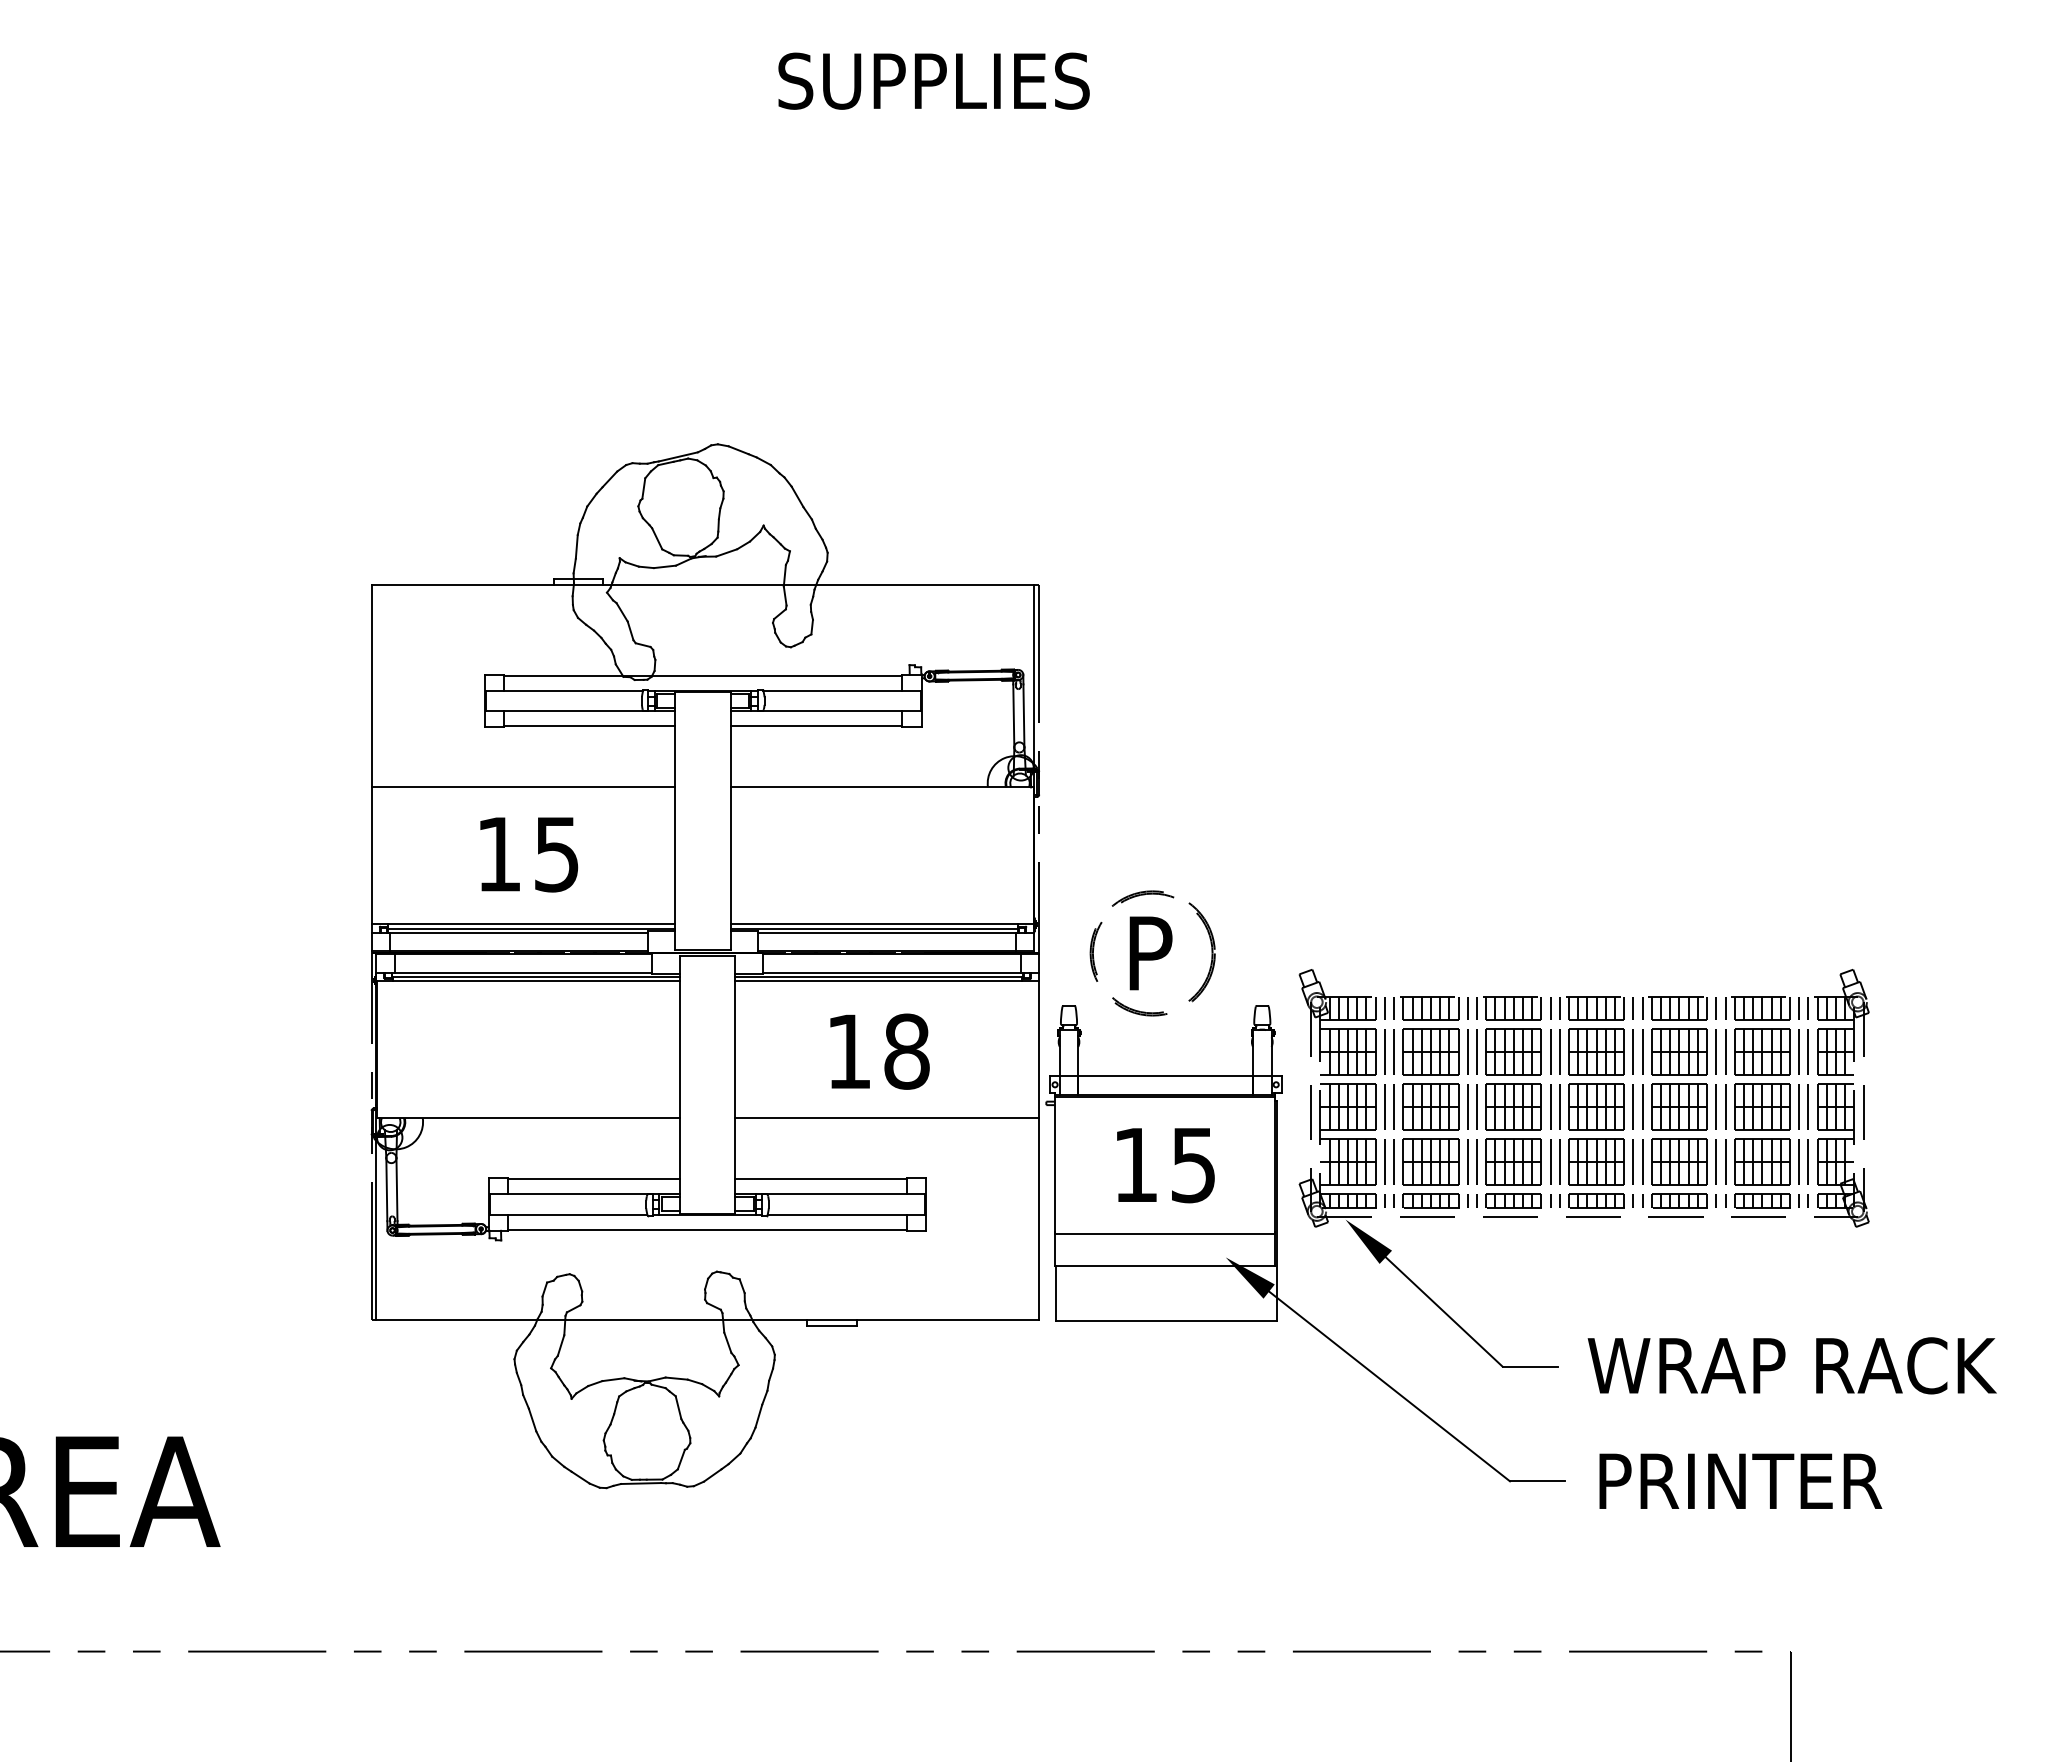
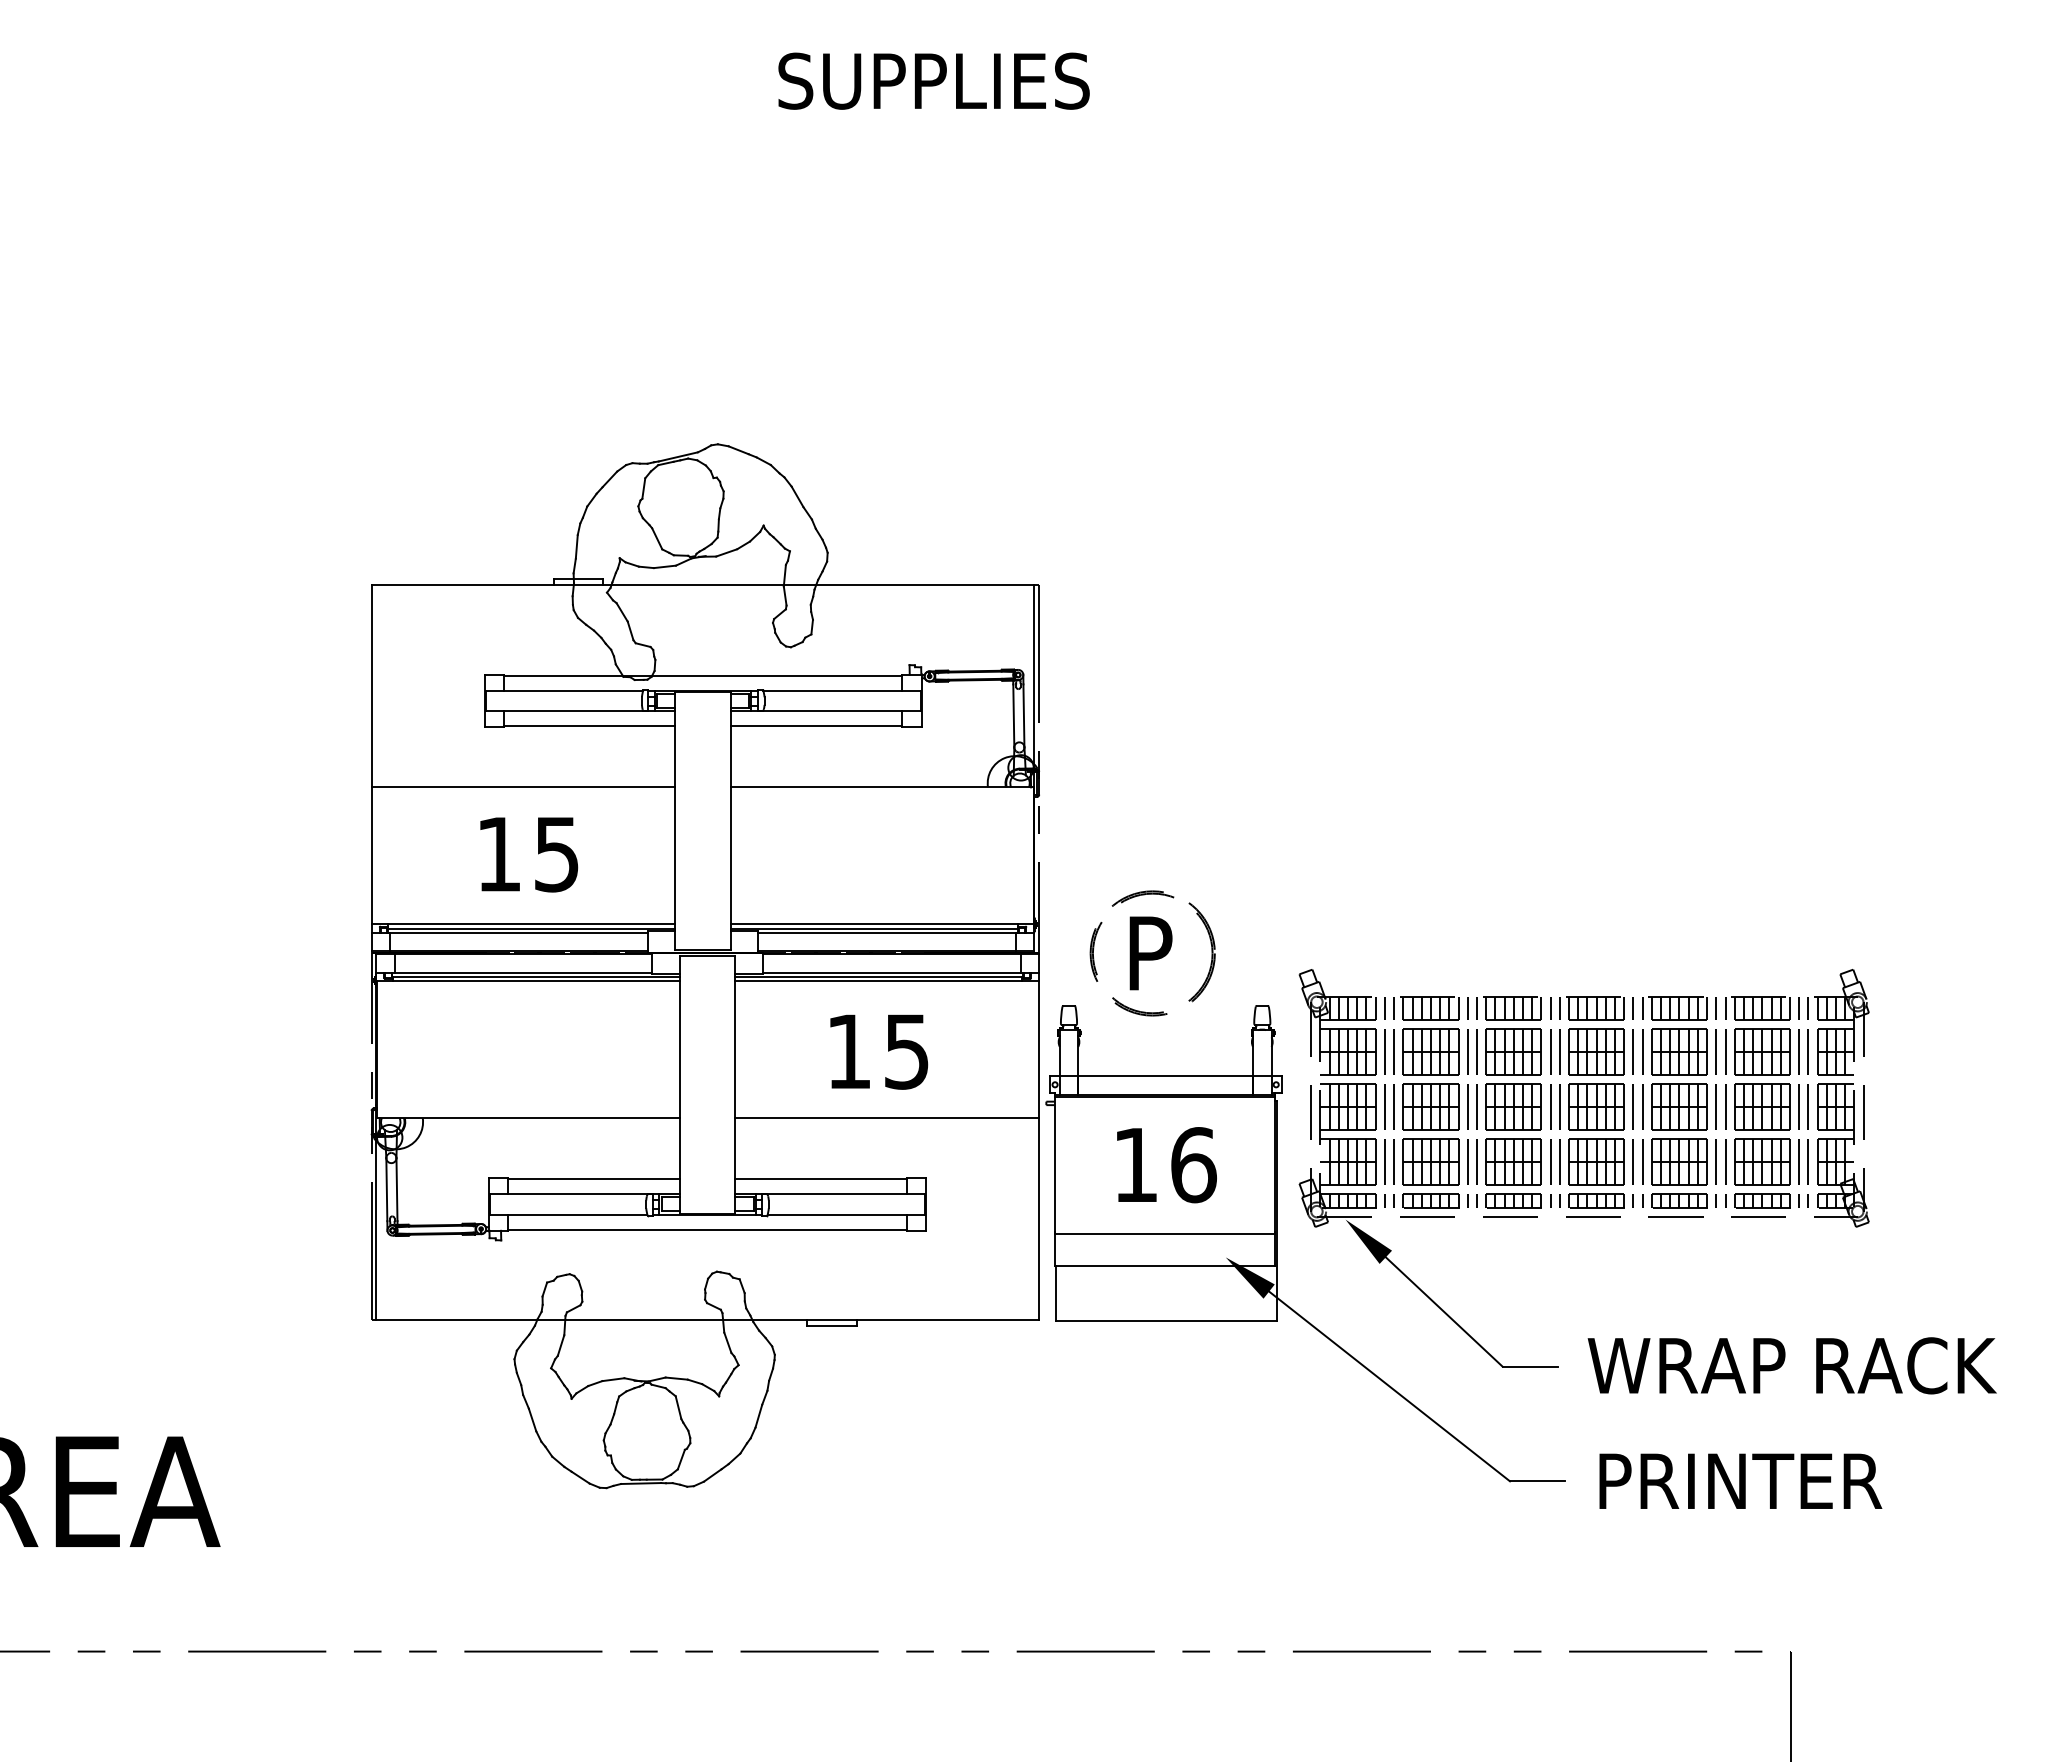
text: 18 -> 15 (906, 1051)
text: 15 -> 16 (1193, 1165)
